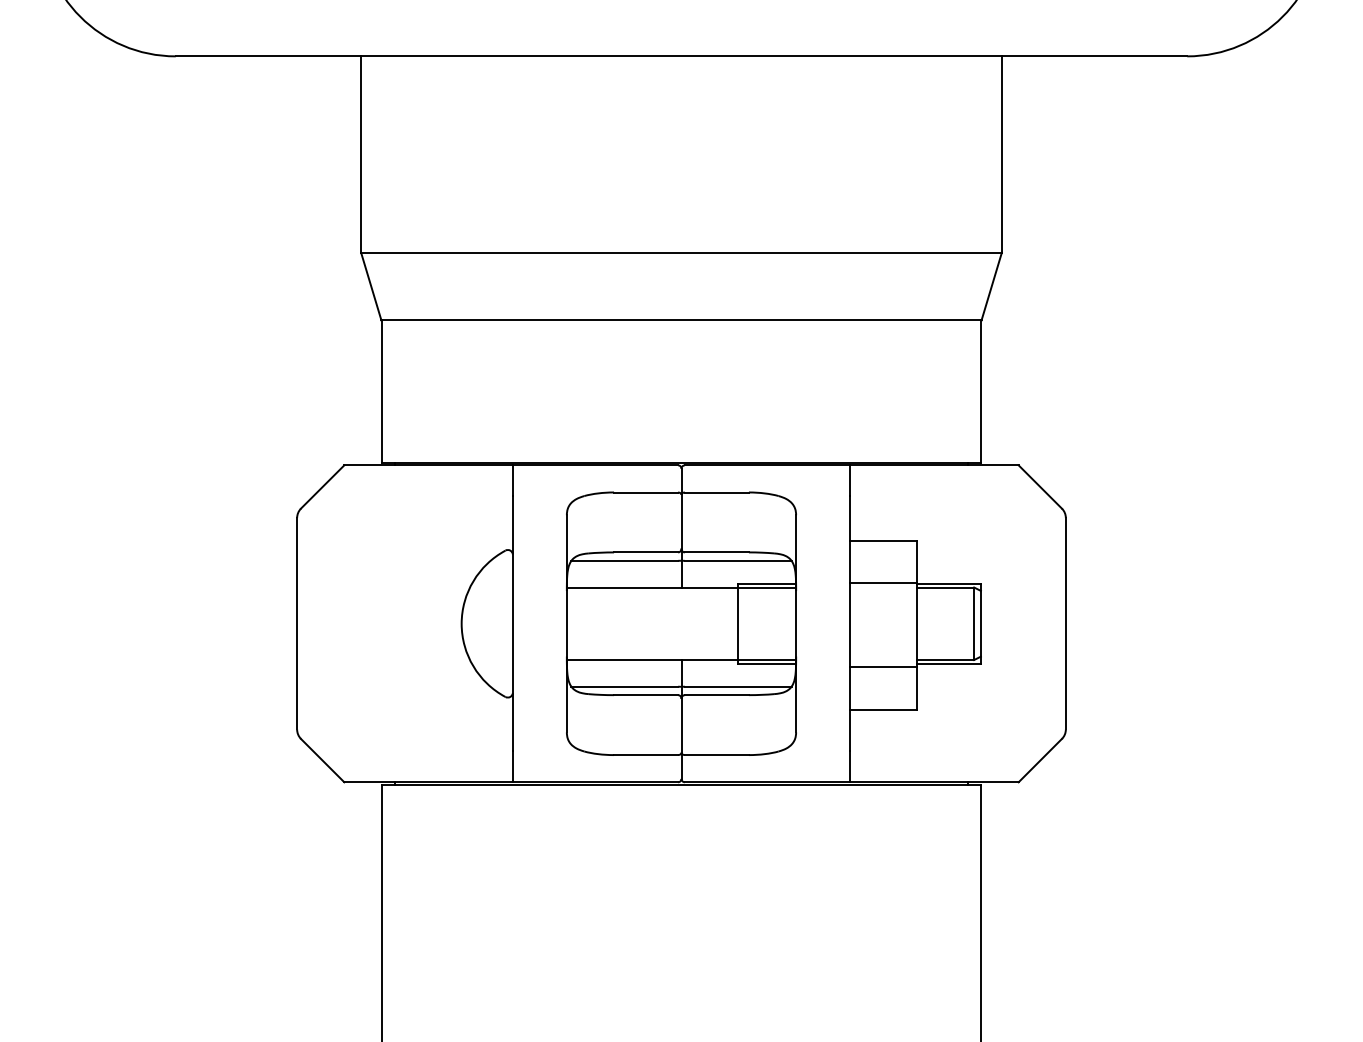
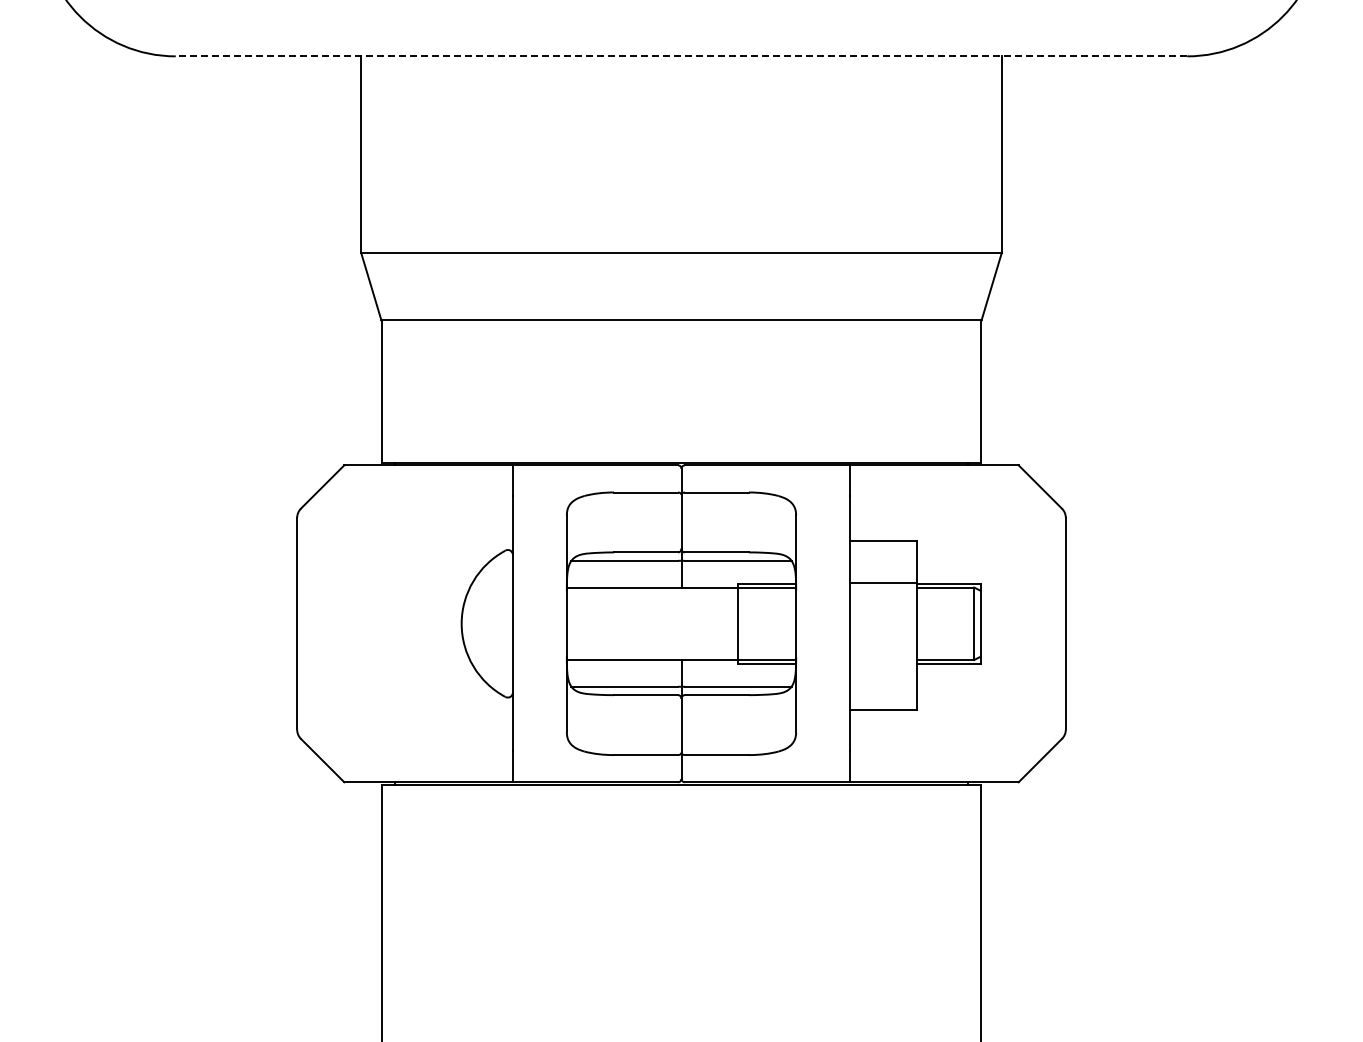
line: solid -> dashed (681, 56)
line: present -> none (883, 667)
